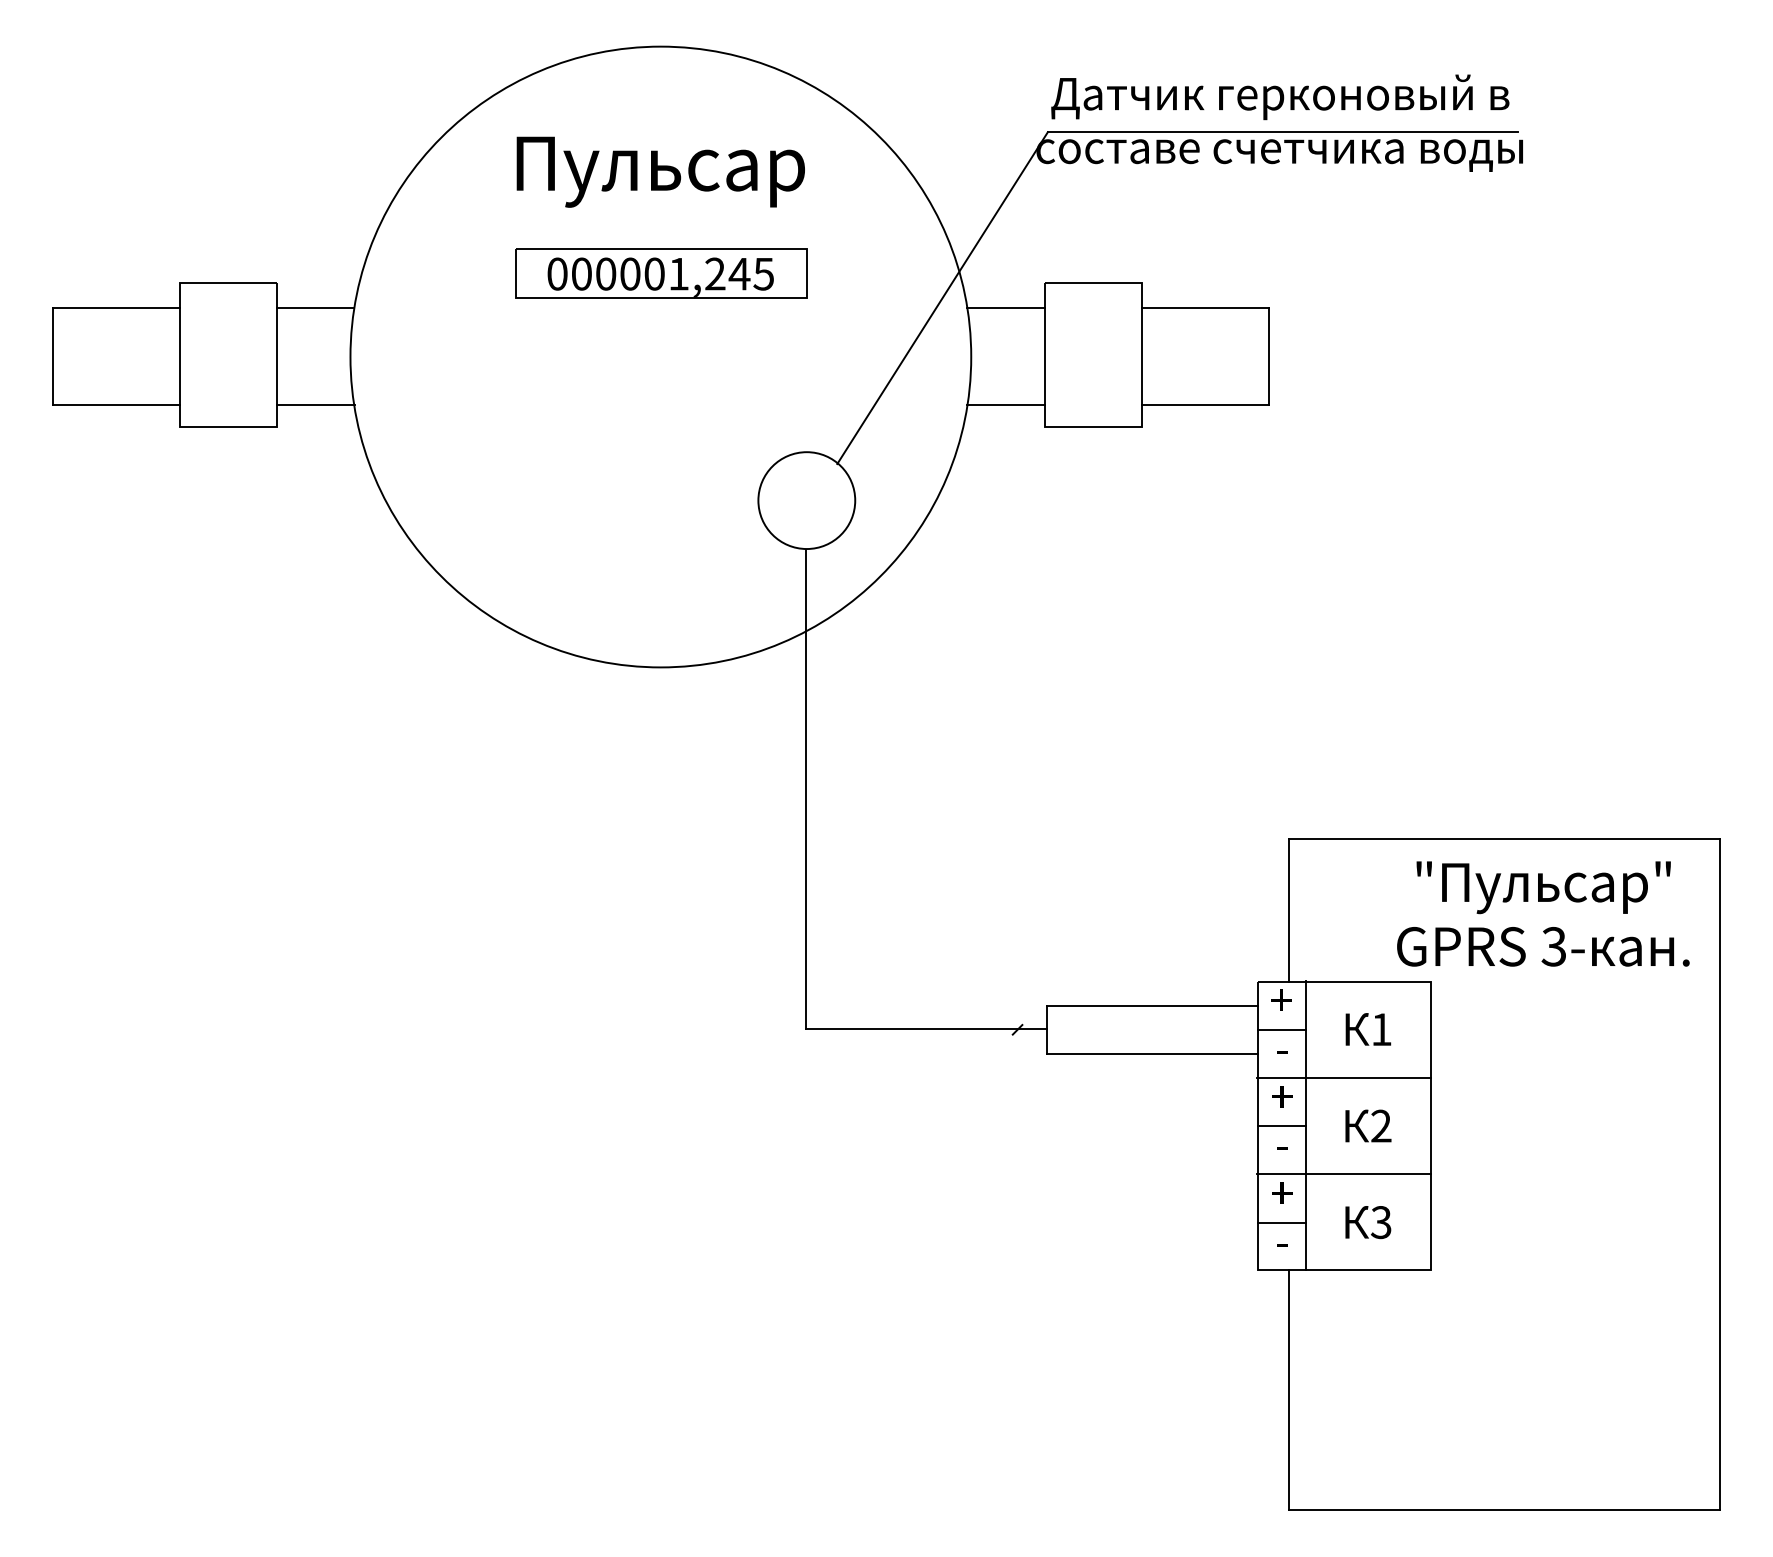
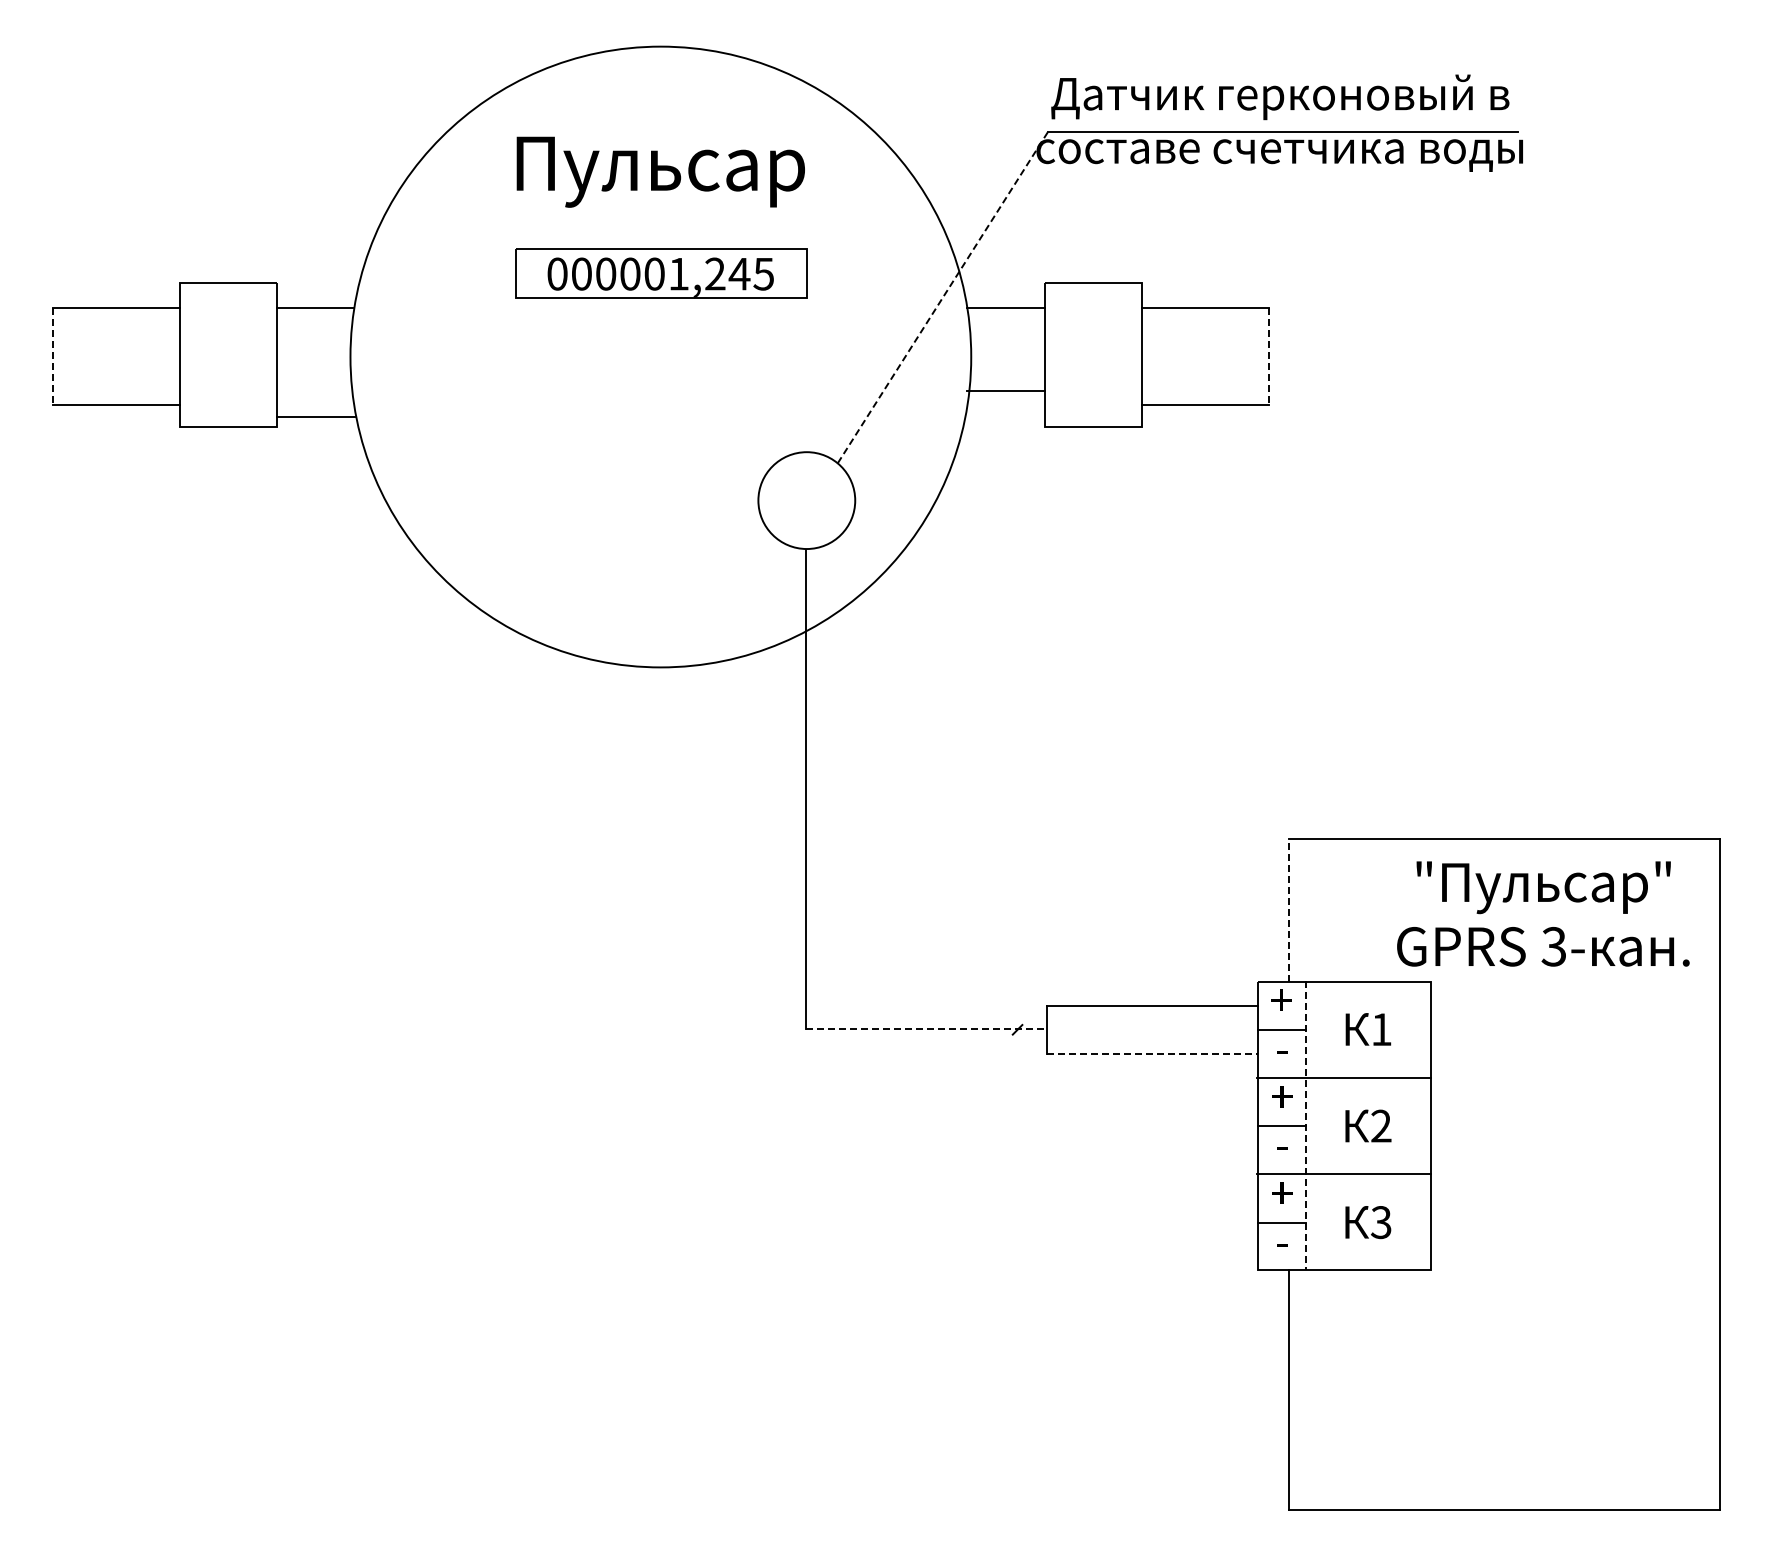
line: solid -> dashed (942, 298)
line: solid -> dashed (53, 357)
line: solid -> dashed (1269, 357)
line position: (316, 405) -> (316, 417) (316, 417)
line position: (1005, 405) -> (1005, 391) (1005, 391)
line: solid -> dashed (1289, 909)
line: solid -> dashed (927, 1029)
line: solid -> dashed (1152, 1053)
line: solid -> dashed (1306, 1125)
